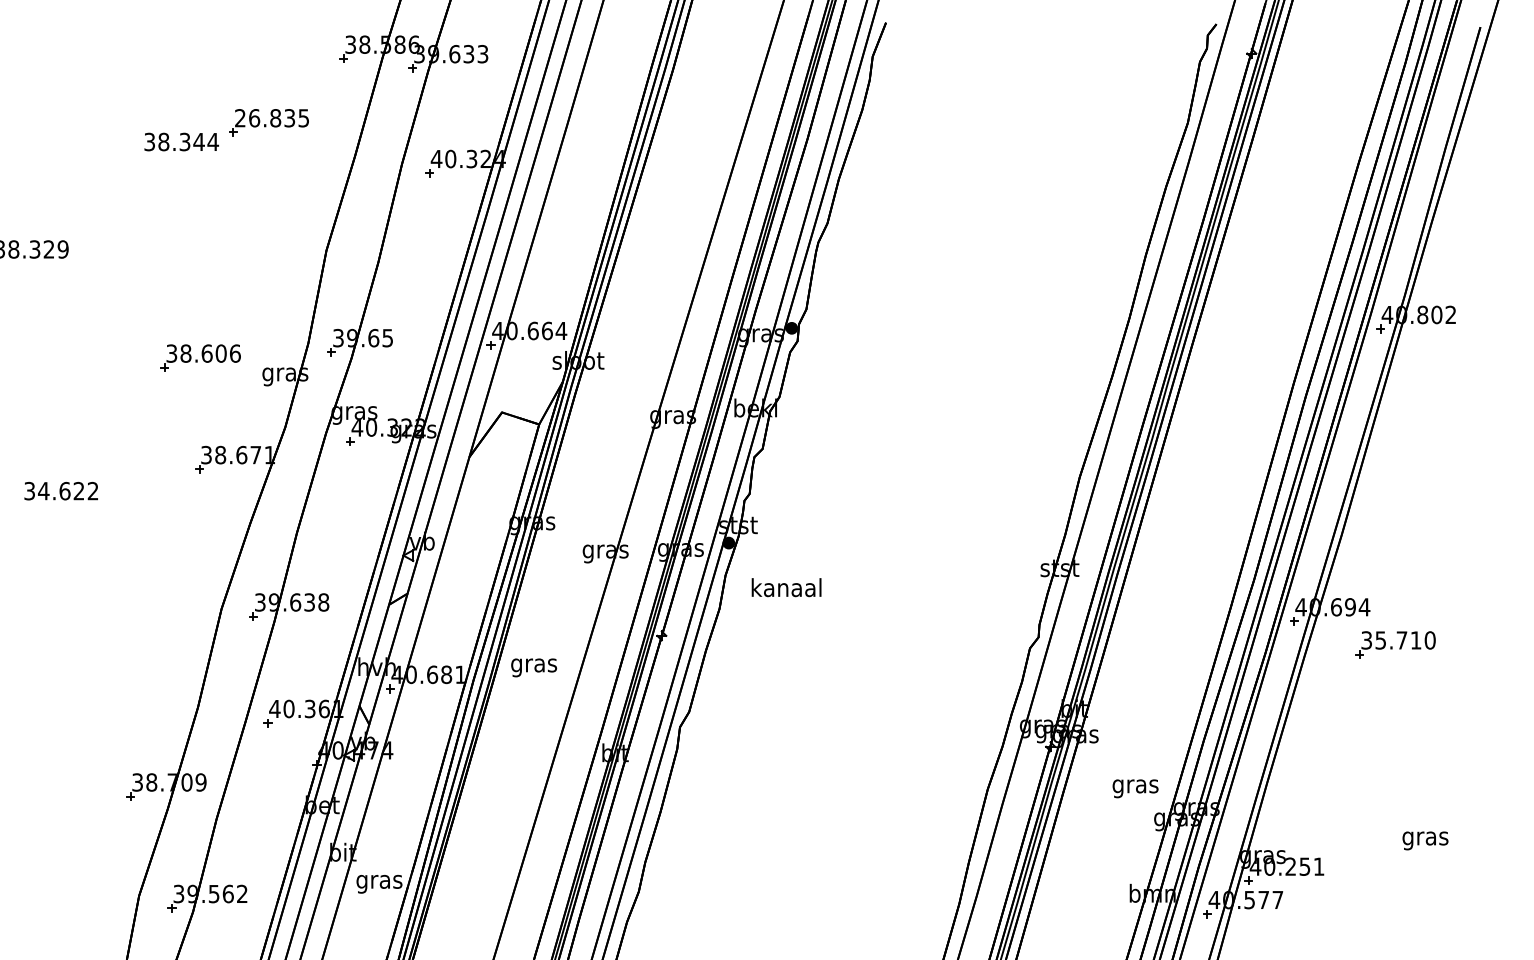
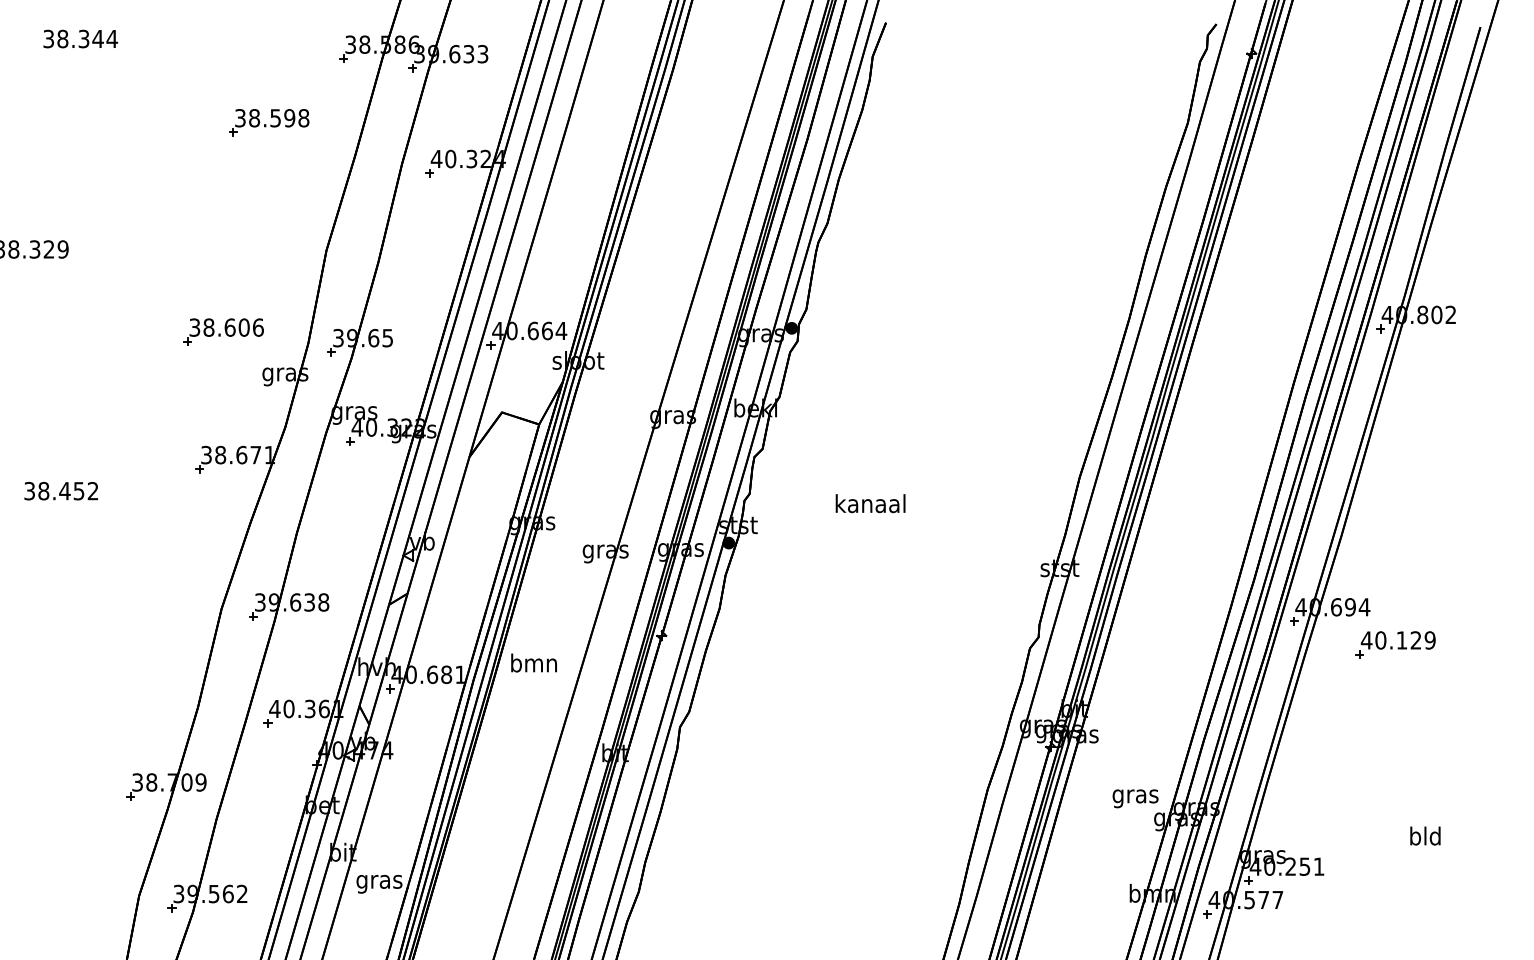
text: 26.835 -> 38.598 (272, 118)
text position: (181, 141) -> (80, 38) (80, 38)
part position: (200, 357) -> (223, 331) (223, 331)
text: 34.622 -> 38.452 (61, 490)
text position: (786, 587) -> (870, 503) (870, 503)
text: 35.710 -> 40.129 (1397, 640)
text: gras -> bmn (533, 665)
text position: (1135, 788) -> (1135, 798) (1135, 798)
text: gras -> bld (1425, 838)
